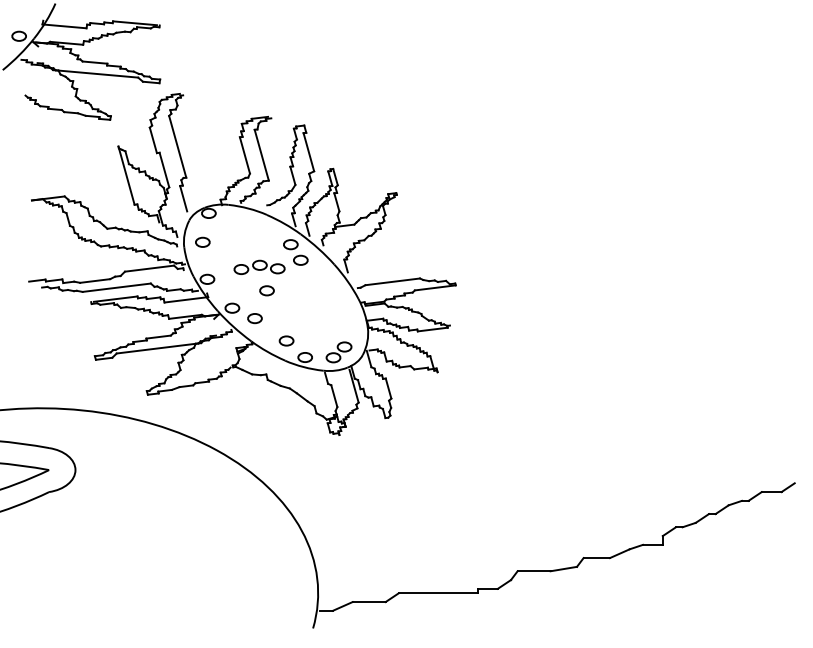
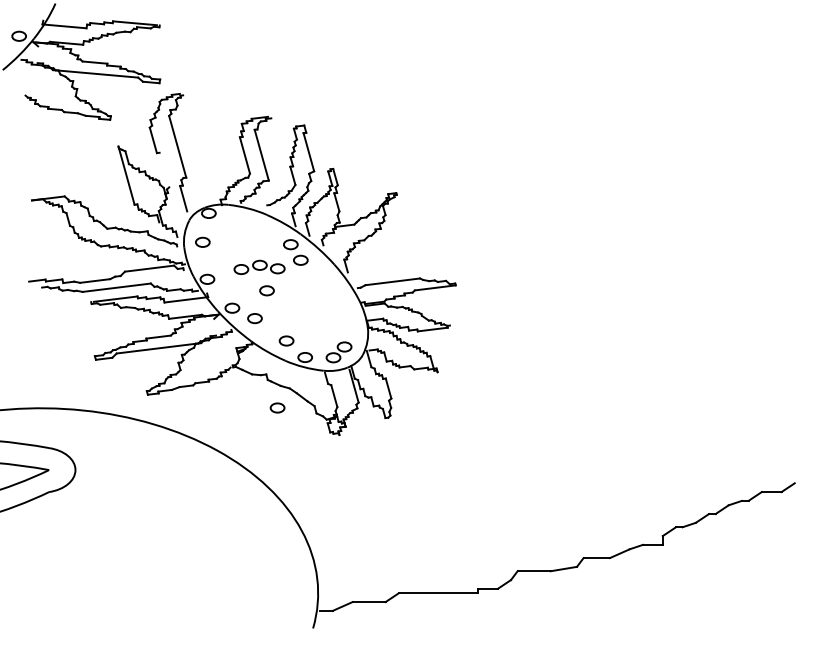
line: present -> none (164, 169)
part: none -> present (277, 407)
